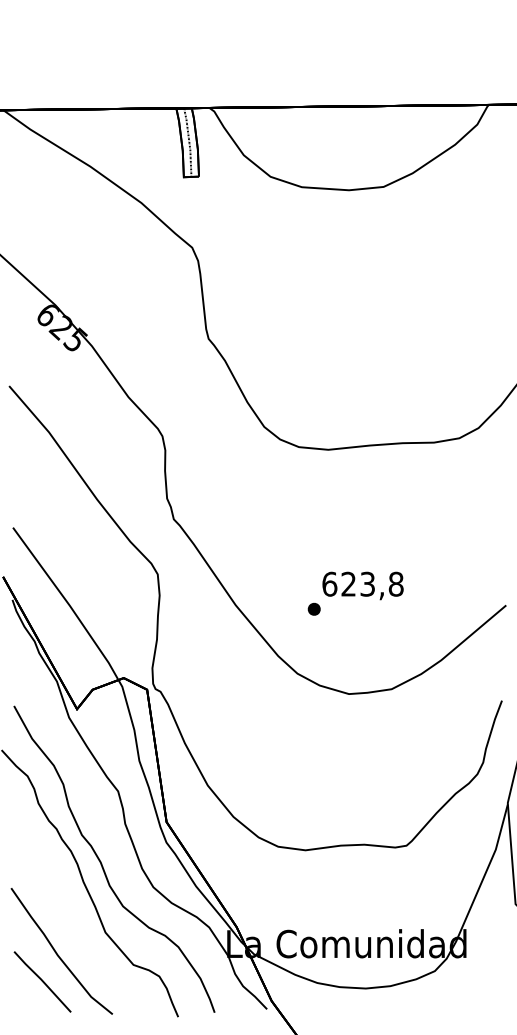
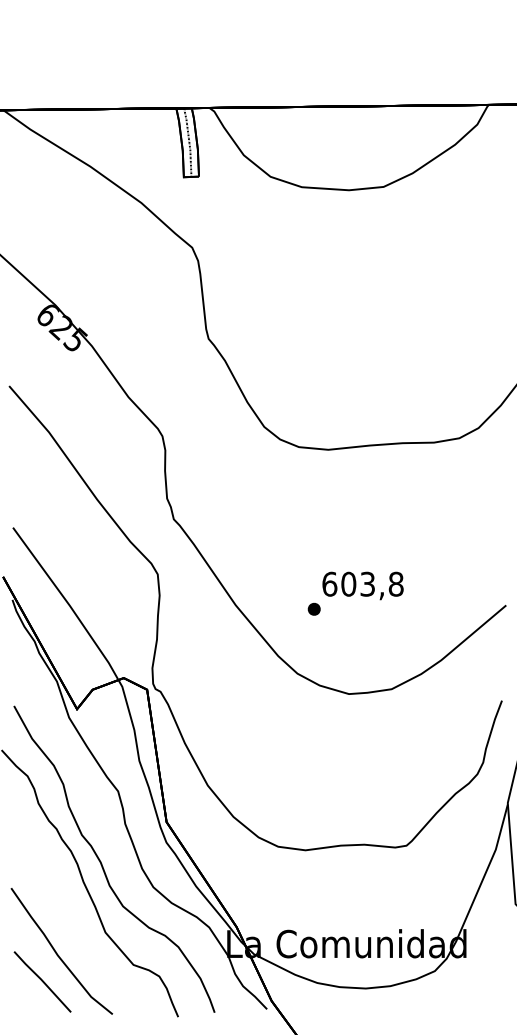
text: 623,8 -> 603,8 (348, 583)
